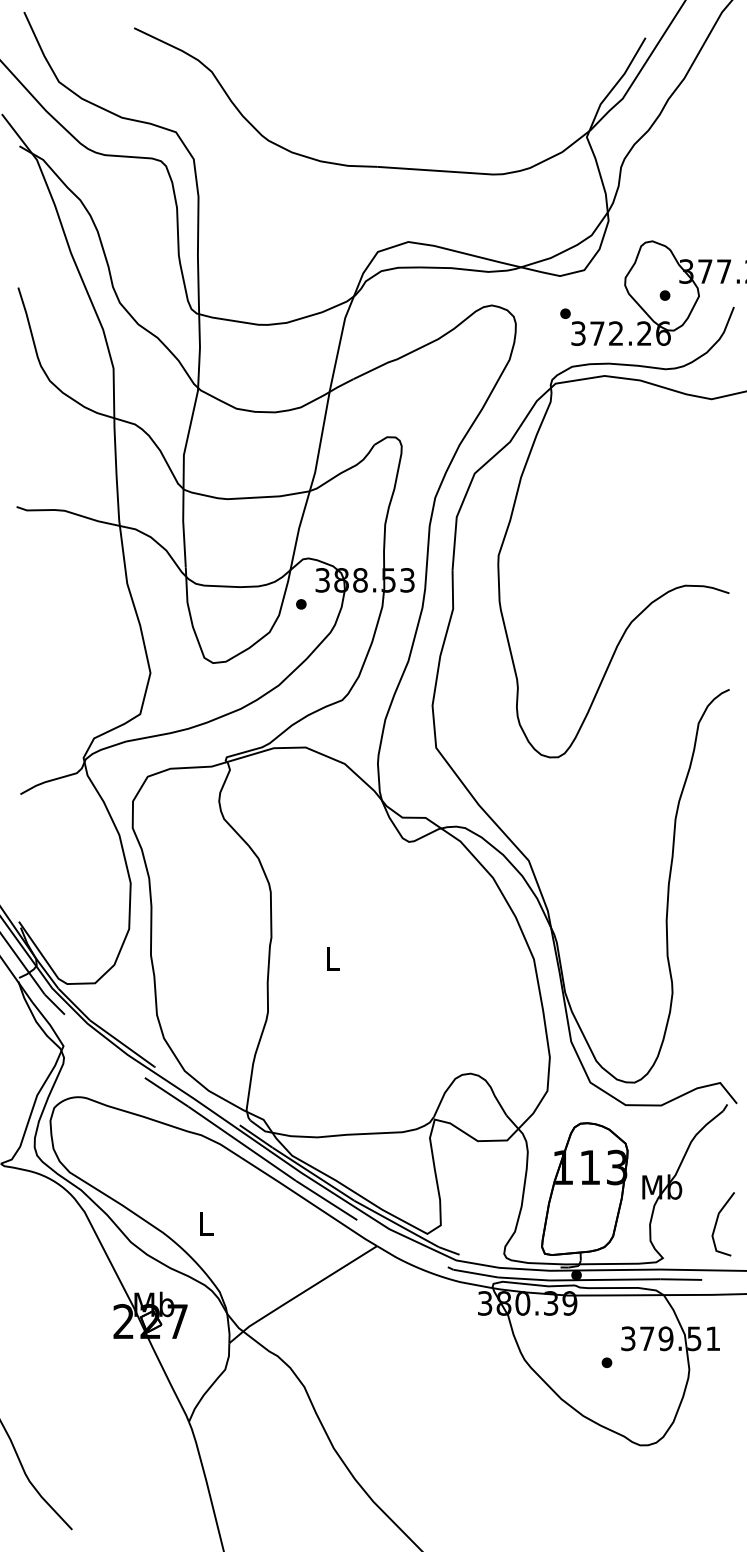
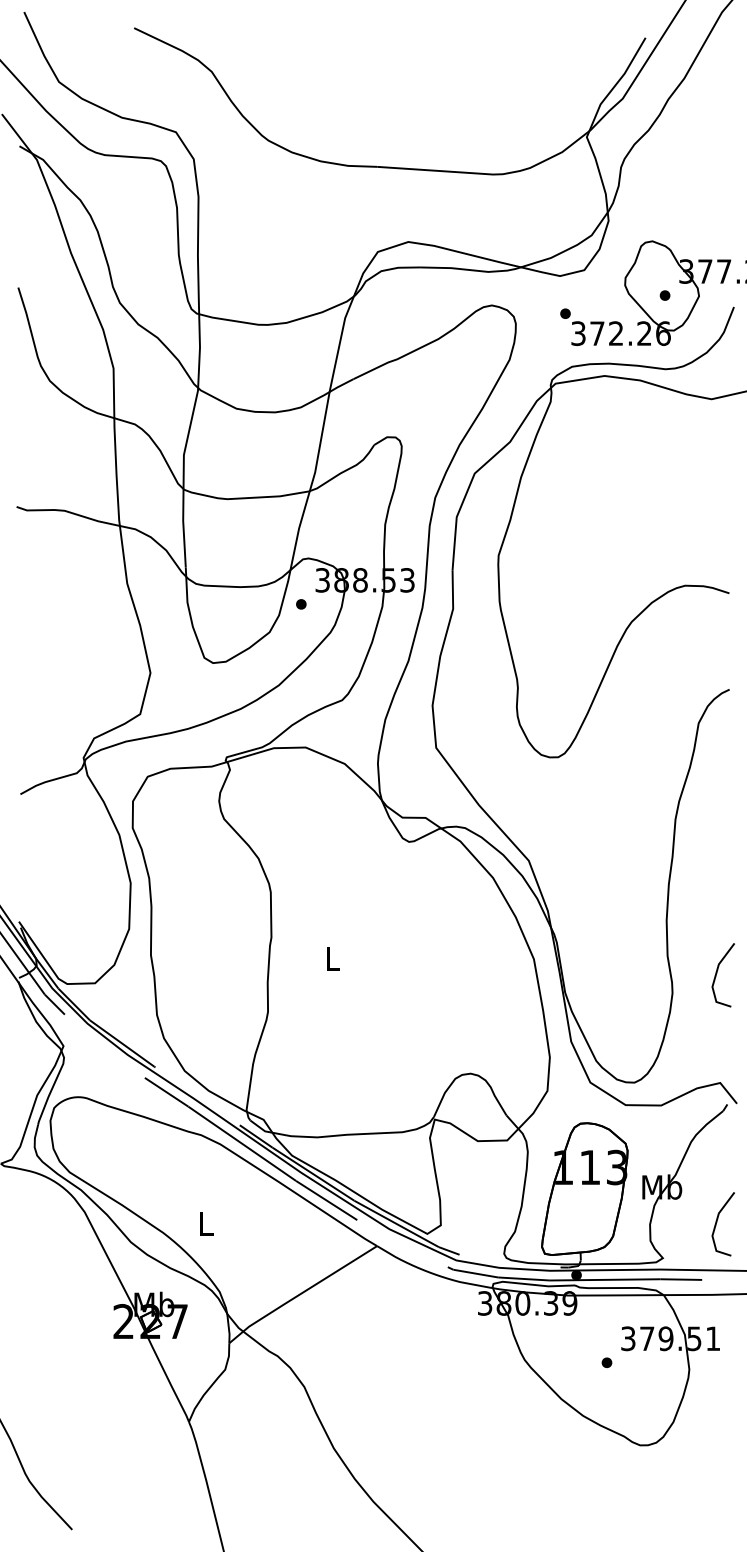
line: none -> present (717, 973)
